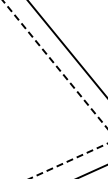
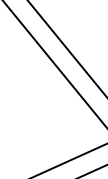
line: dashed -> solid (55, 64)
line: dashed -> solid (68, 161)
